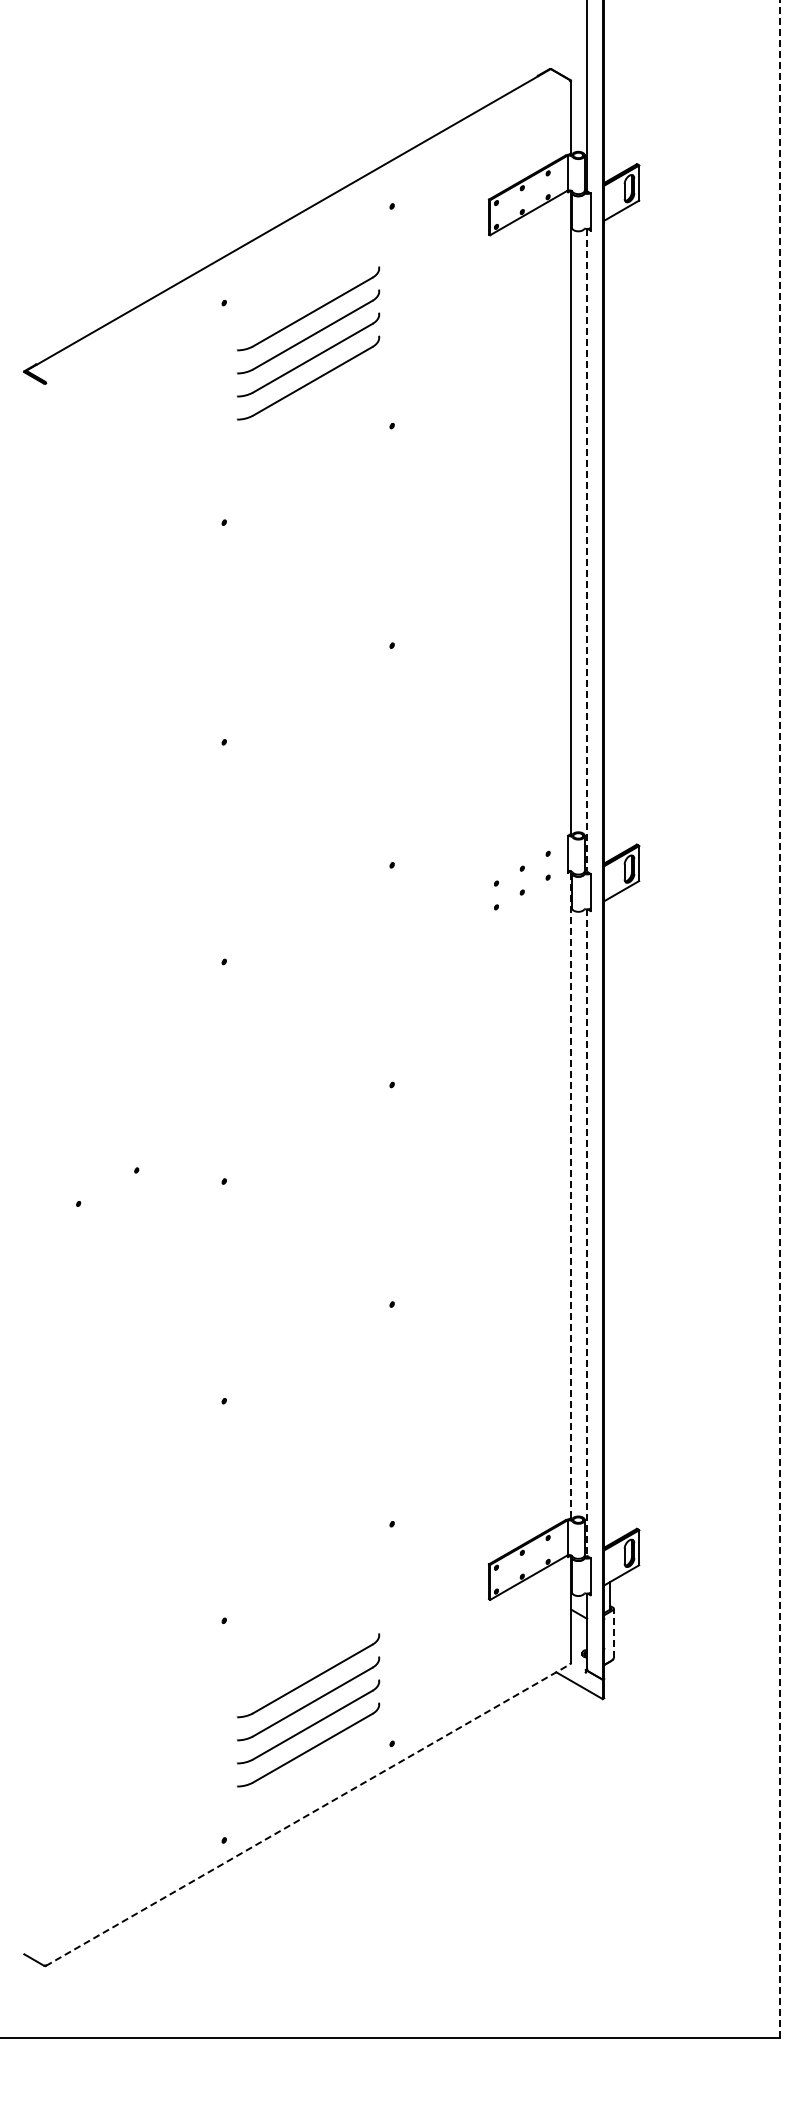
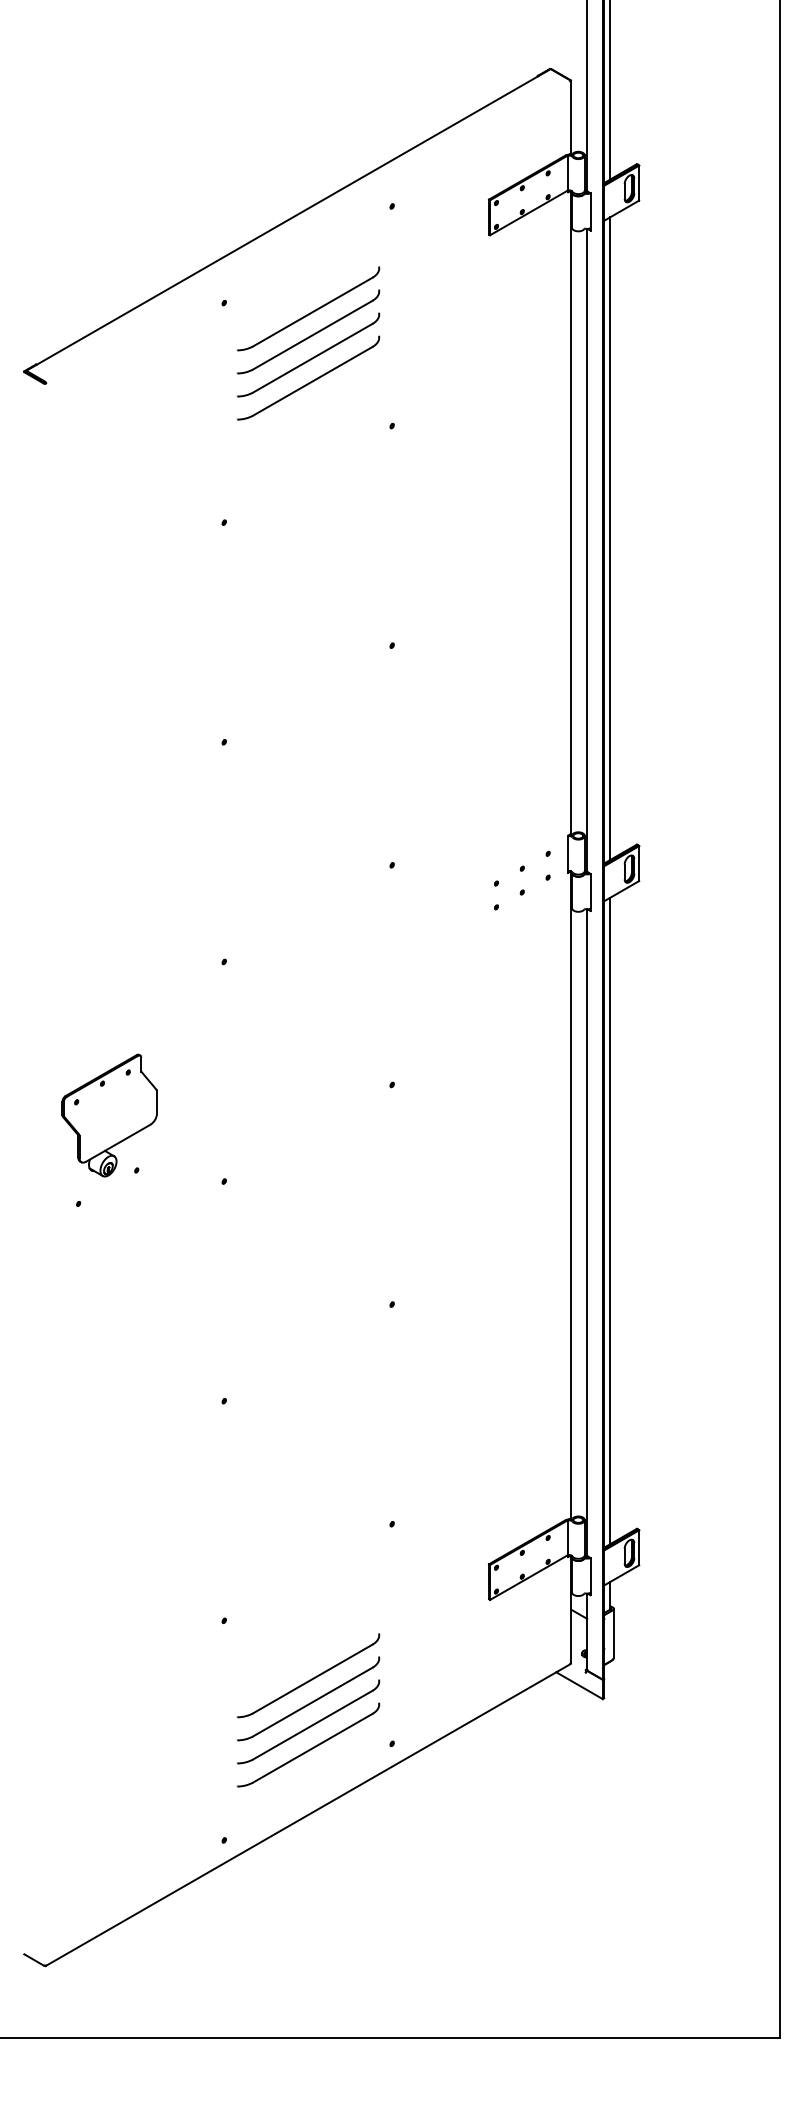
line: none -> present (610, 90)
line: none -> present (610, 538)
line: dashed -> solid (587, 550)
line: dashed -> solid (779, 1019)
part: none -> present (109, 1115)
line: dashed -> solid (571, 1194)
line: none -> present (610, 1220)
line: dashed -> solid (587, 1232)
line: dashed -> solid (613, 1633)
line: dashed -> solid (307, 1815)
